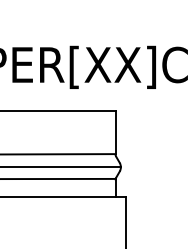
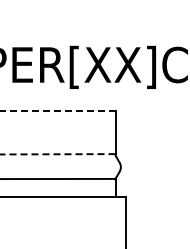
line: solid -> dashed (57, 110)
line: solid -> dashed (57, 154)
line: present -> none (61, 167)
